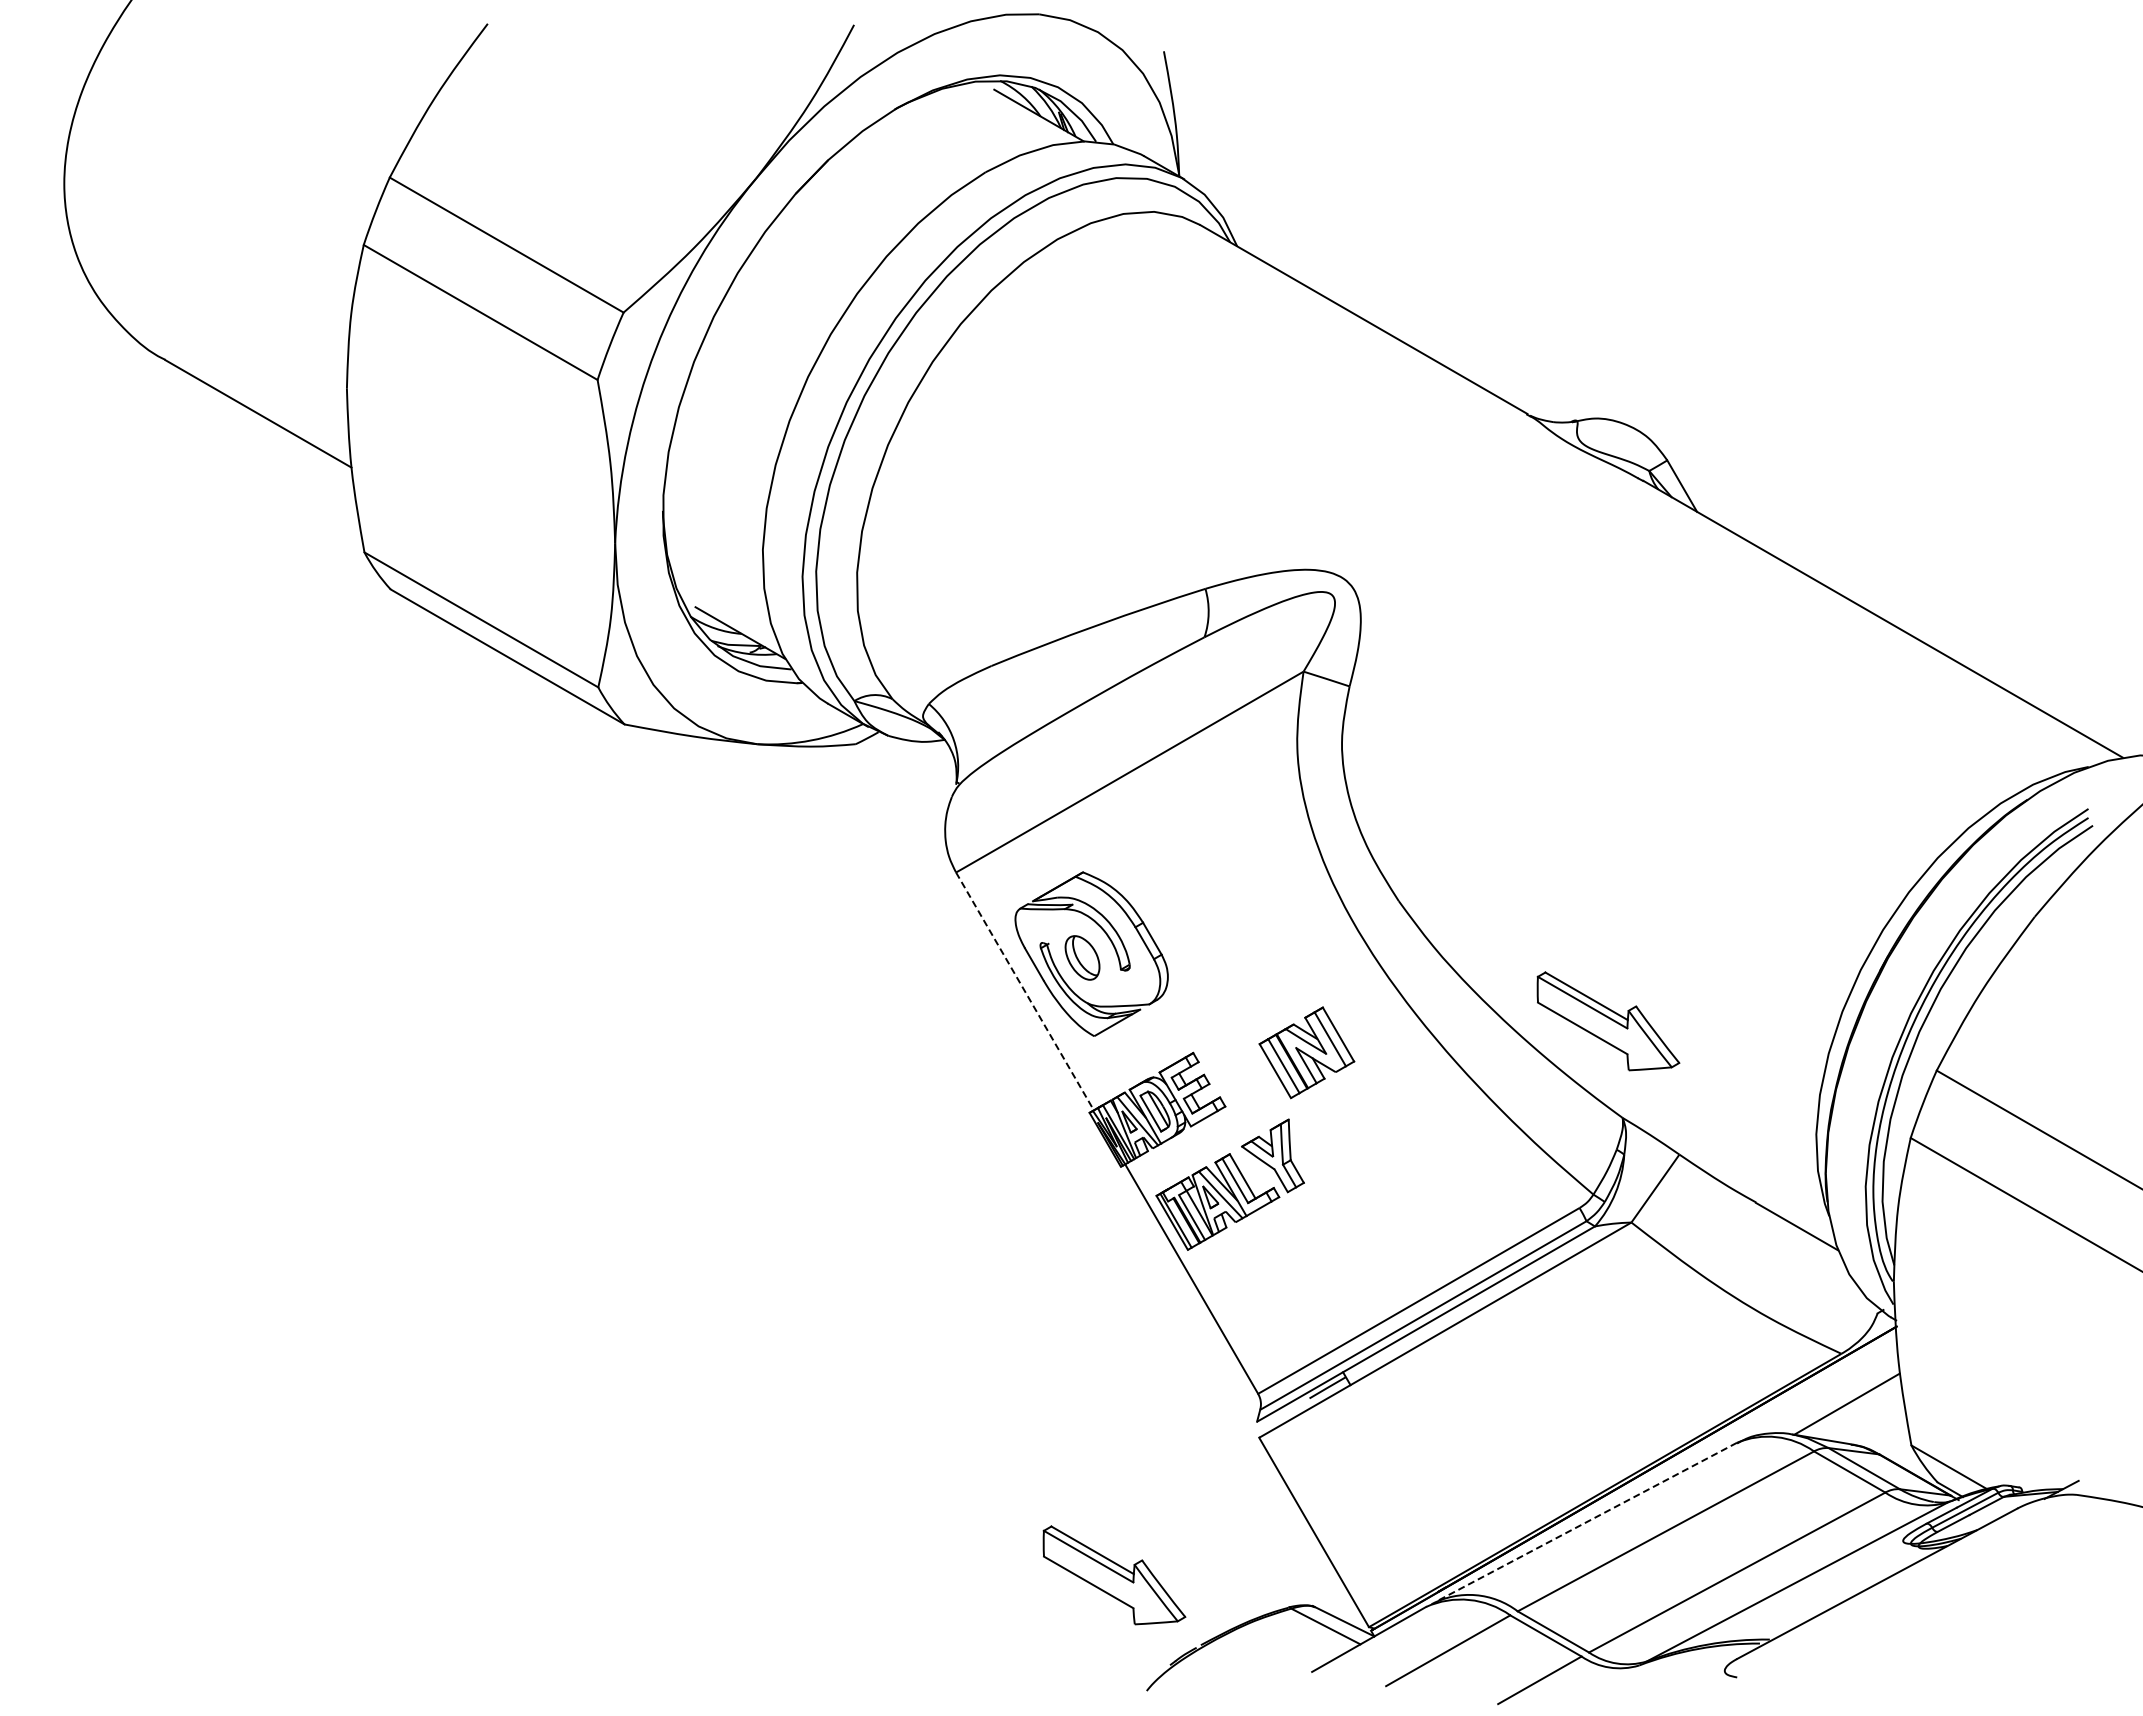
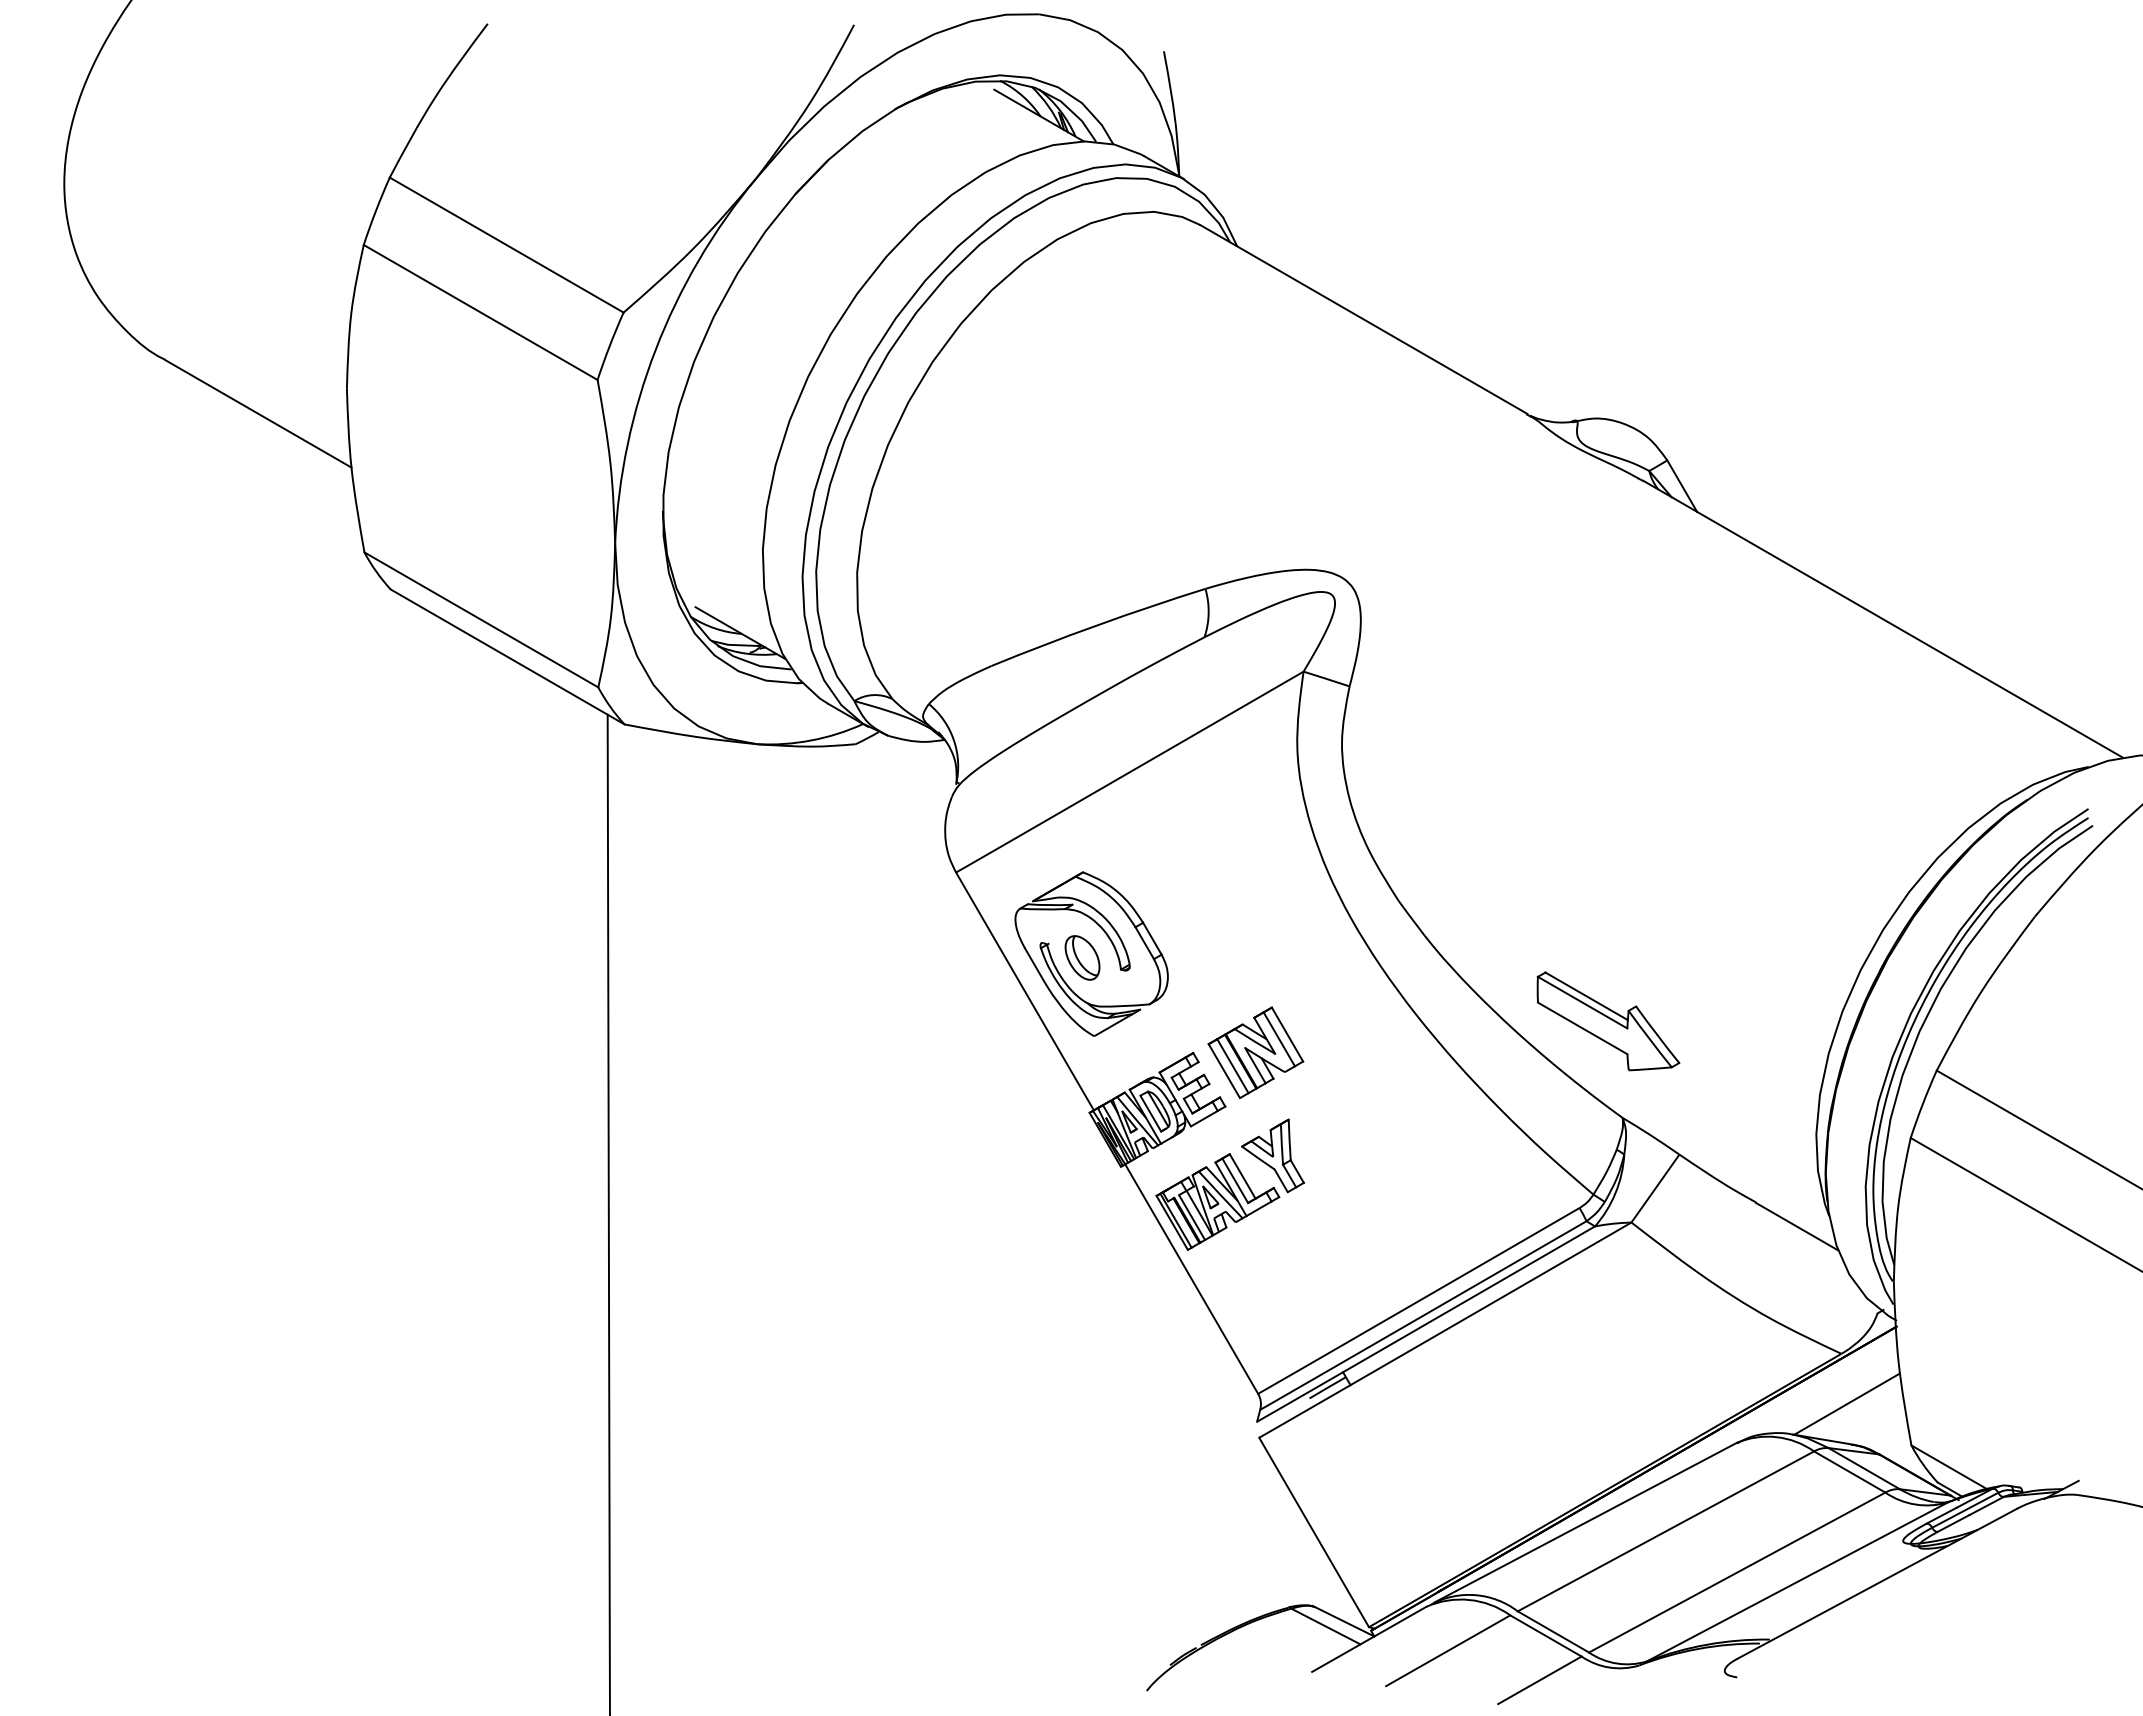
line: dashed -> solid (1025, 991)
part position: (1306, 1052) -> (1255, 1052) (1255, 1052)
line: none -> present (608, 1213)
line: dashed -> solid (1586, 1522)
part: present -> none (1114, 1575)
